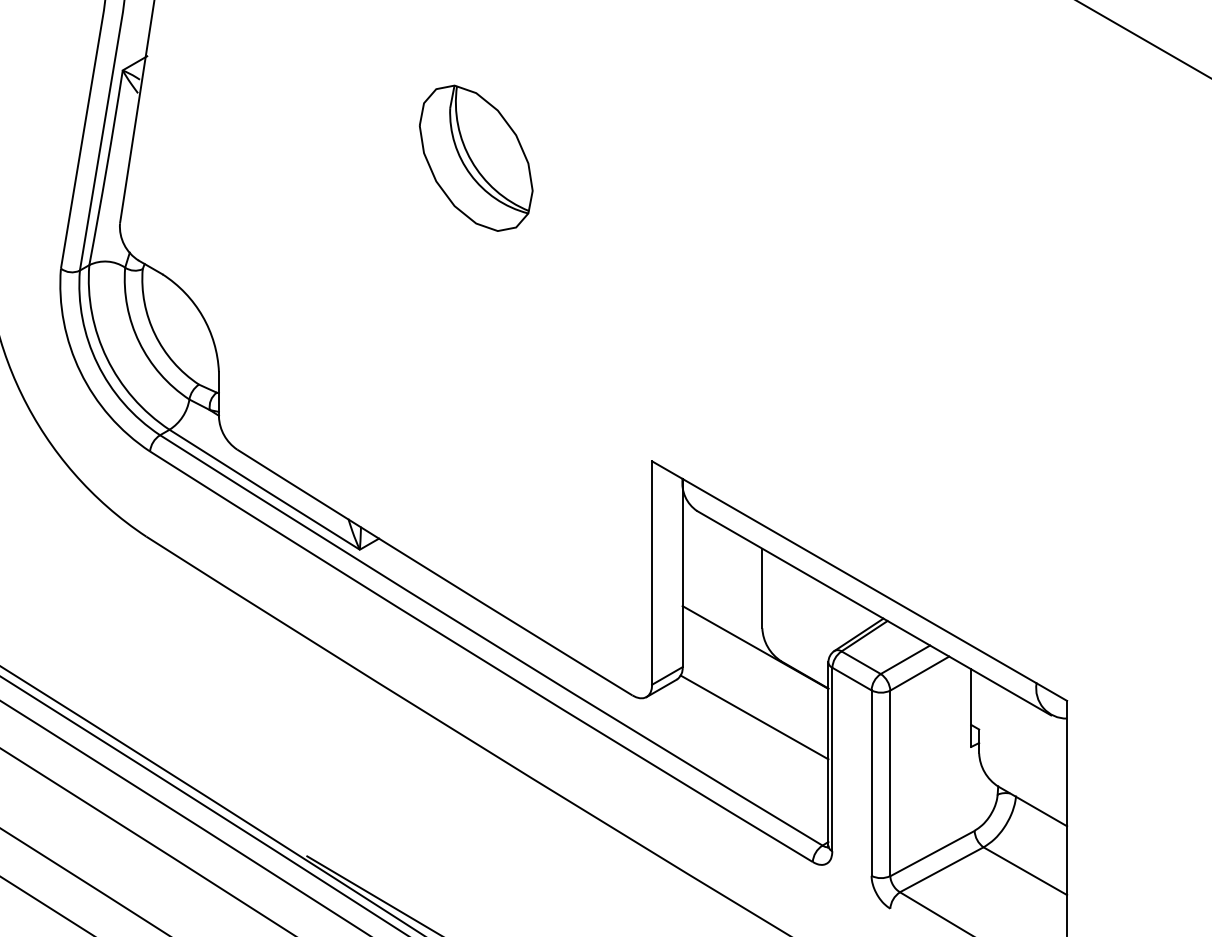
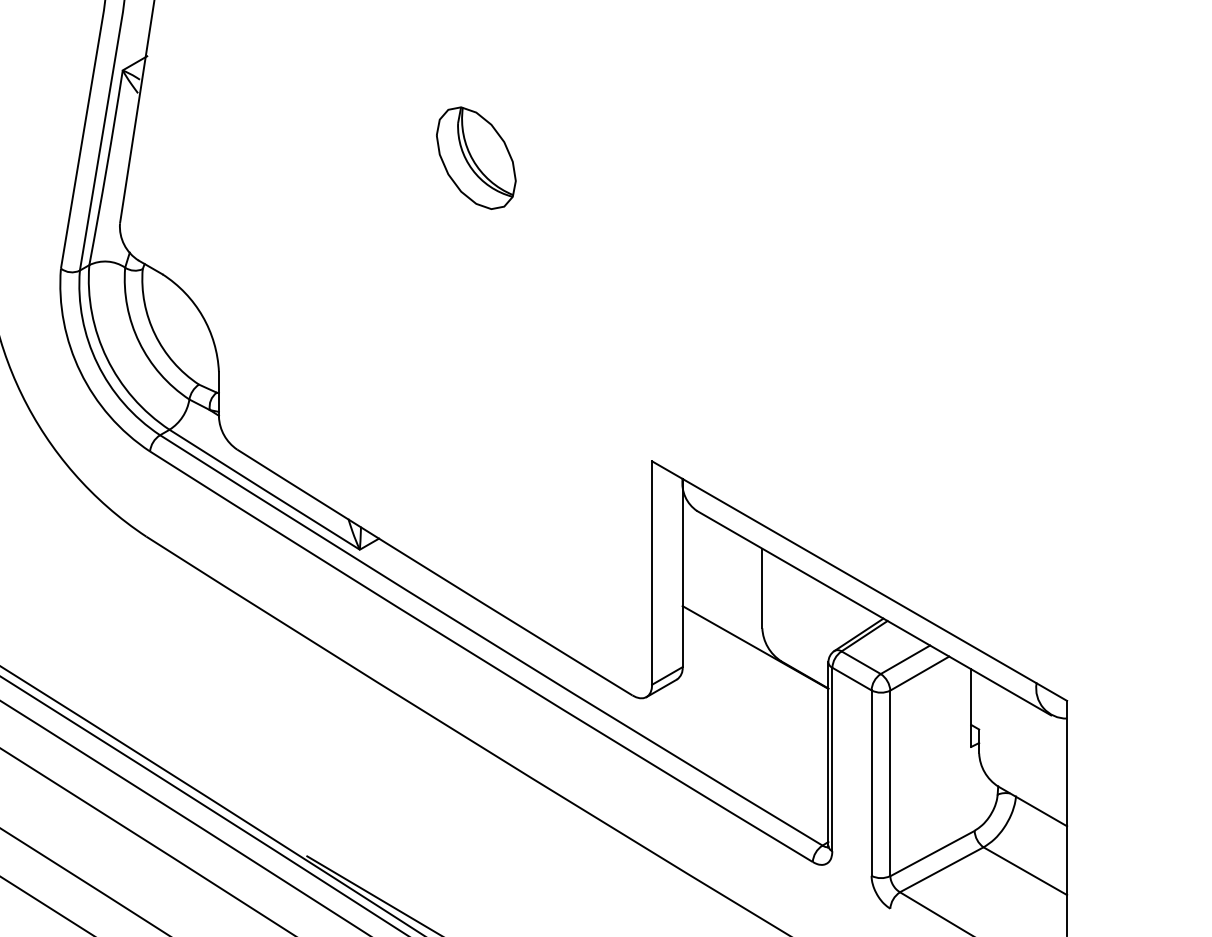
line: present -> none (1143, 39)
part size: 115x148 px -> 81x104 px (476, 157)
line: present -> none (754, 717)
